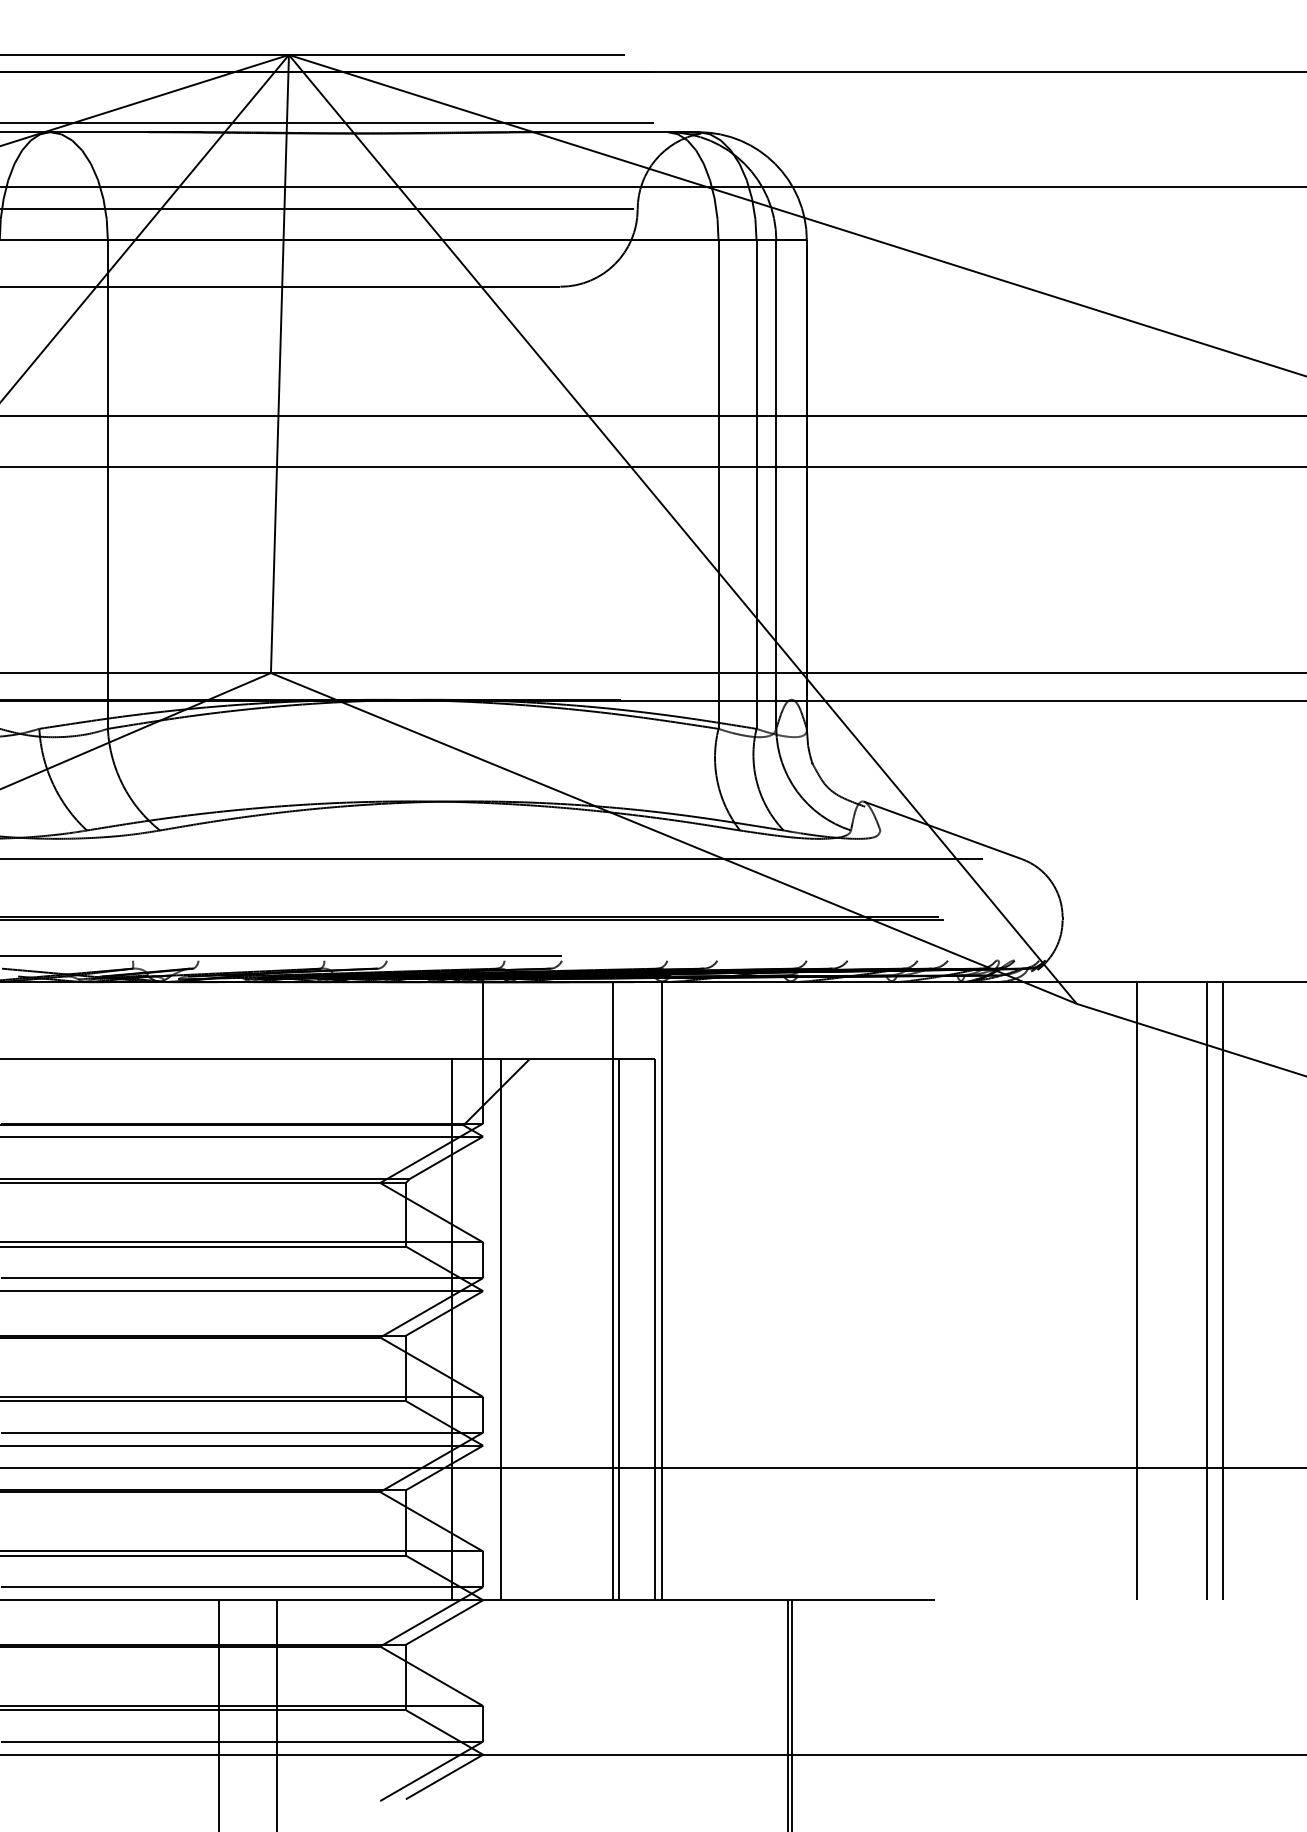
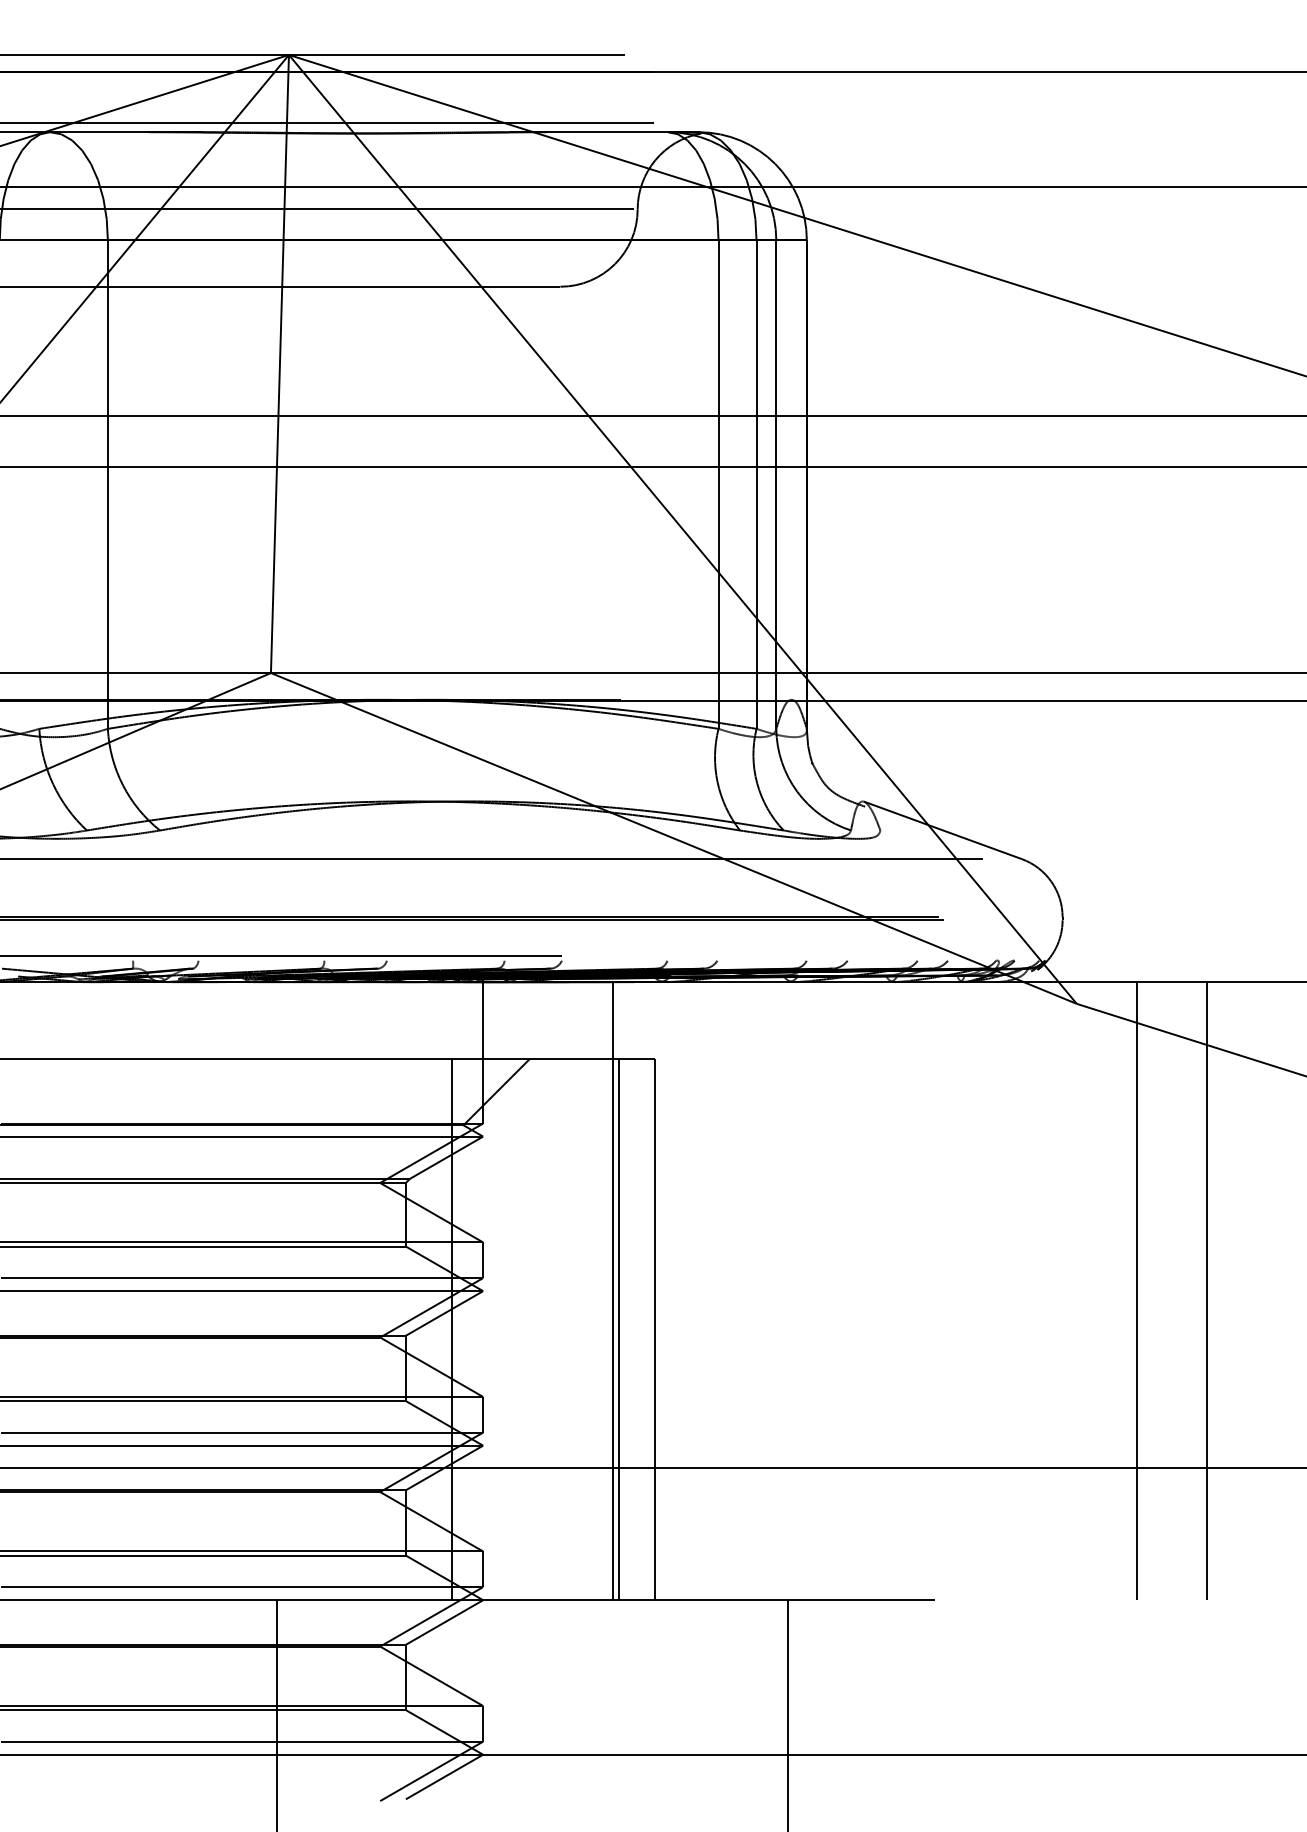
line: present -> none (662, 1291)
line: present -> none (1222, 1291)
line: present -> none (500, 1329)
line: present -> none (218, 1714)
line: present -> none (792, 1714)
